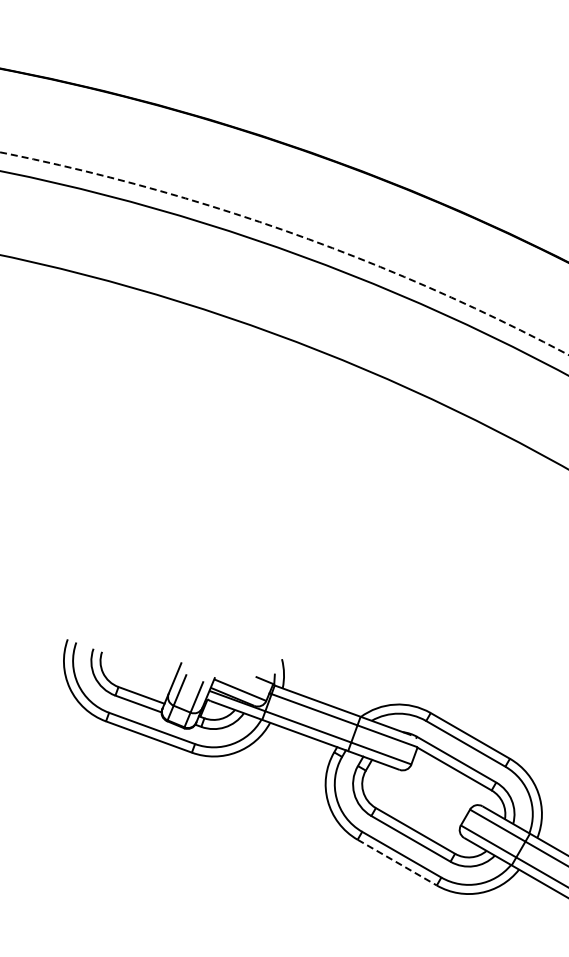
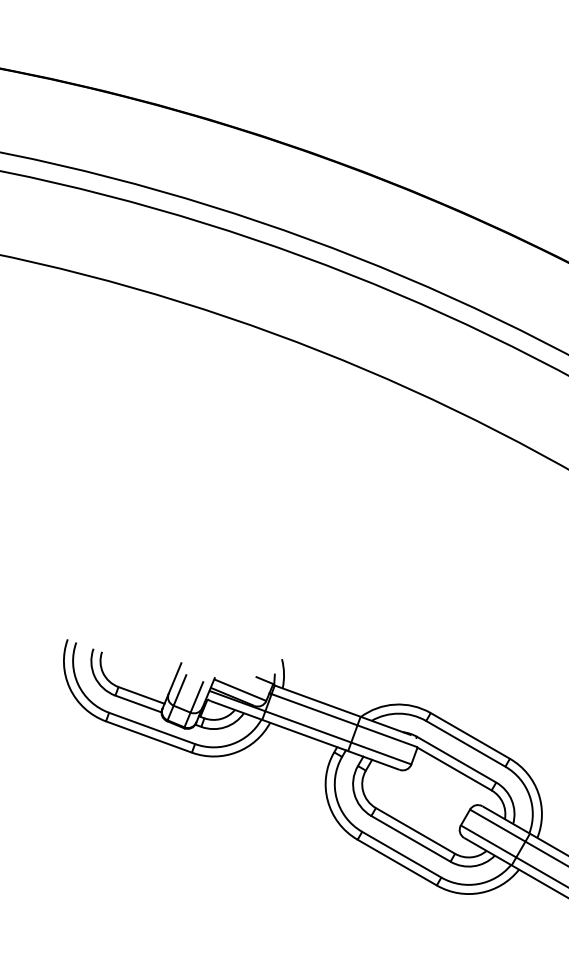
circle: dashed -> solid (284, 253)
line: dashed -> solid (397, 862)
